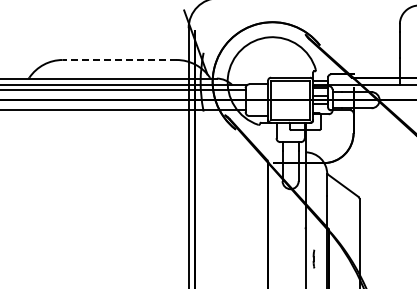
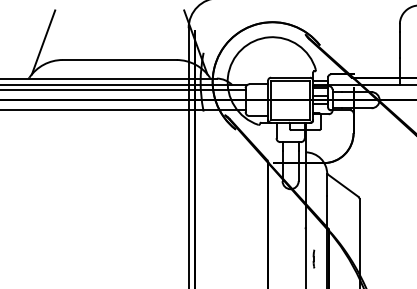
line: none -> present (43, 42)
line: dashed -> solid (119, 60)
